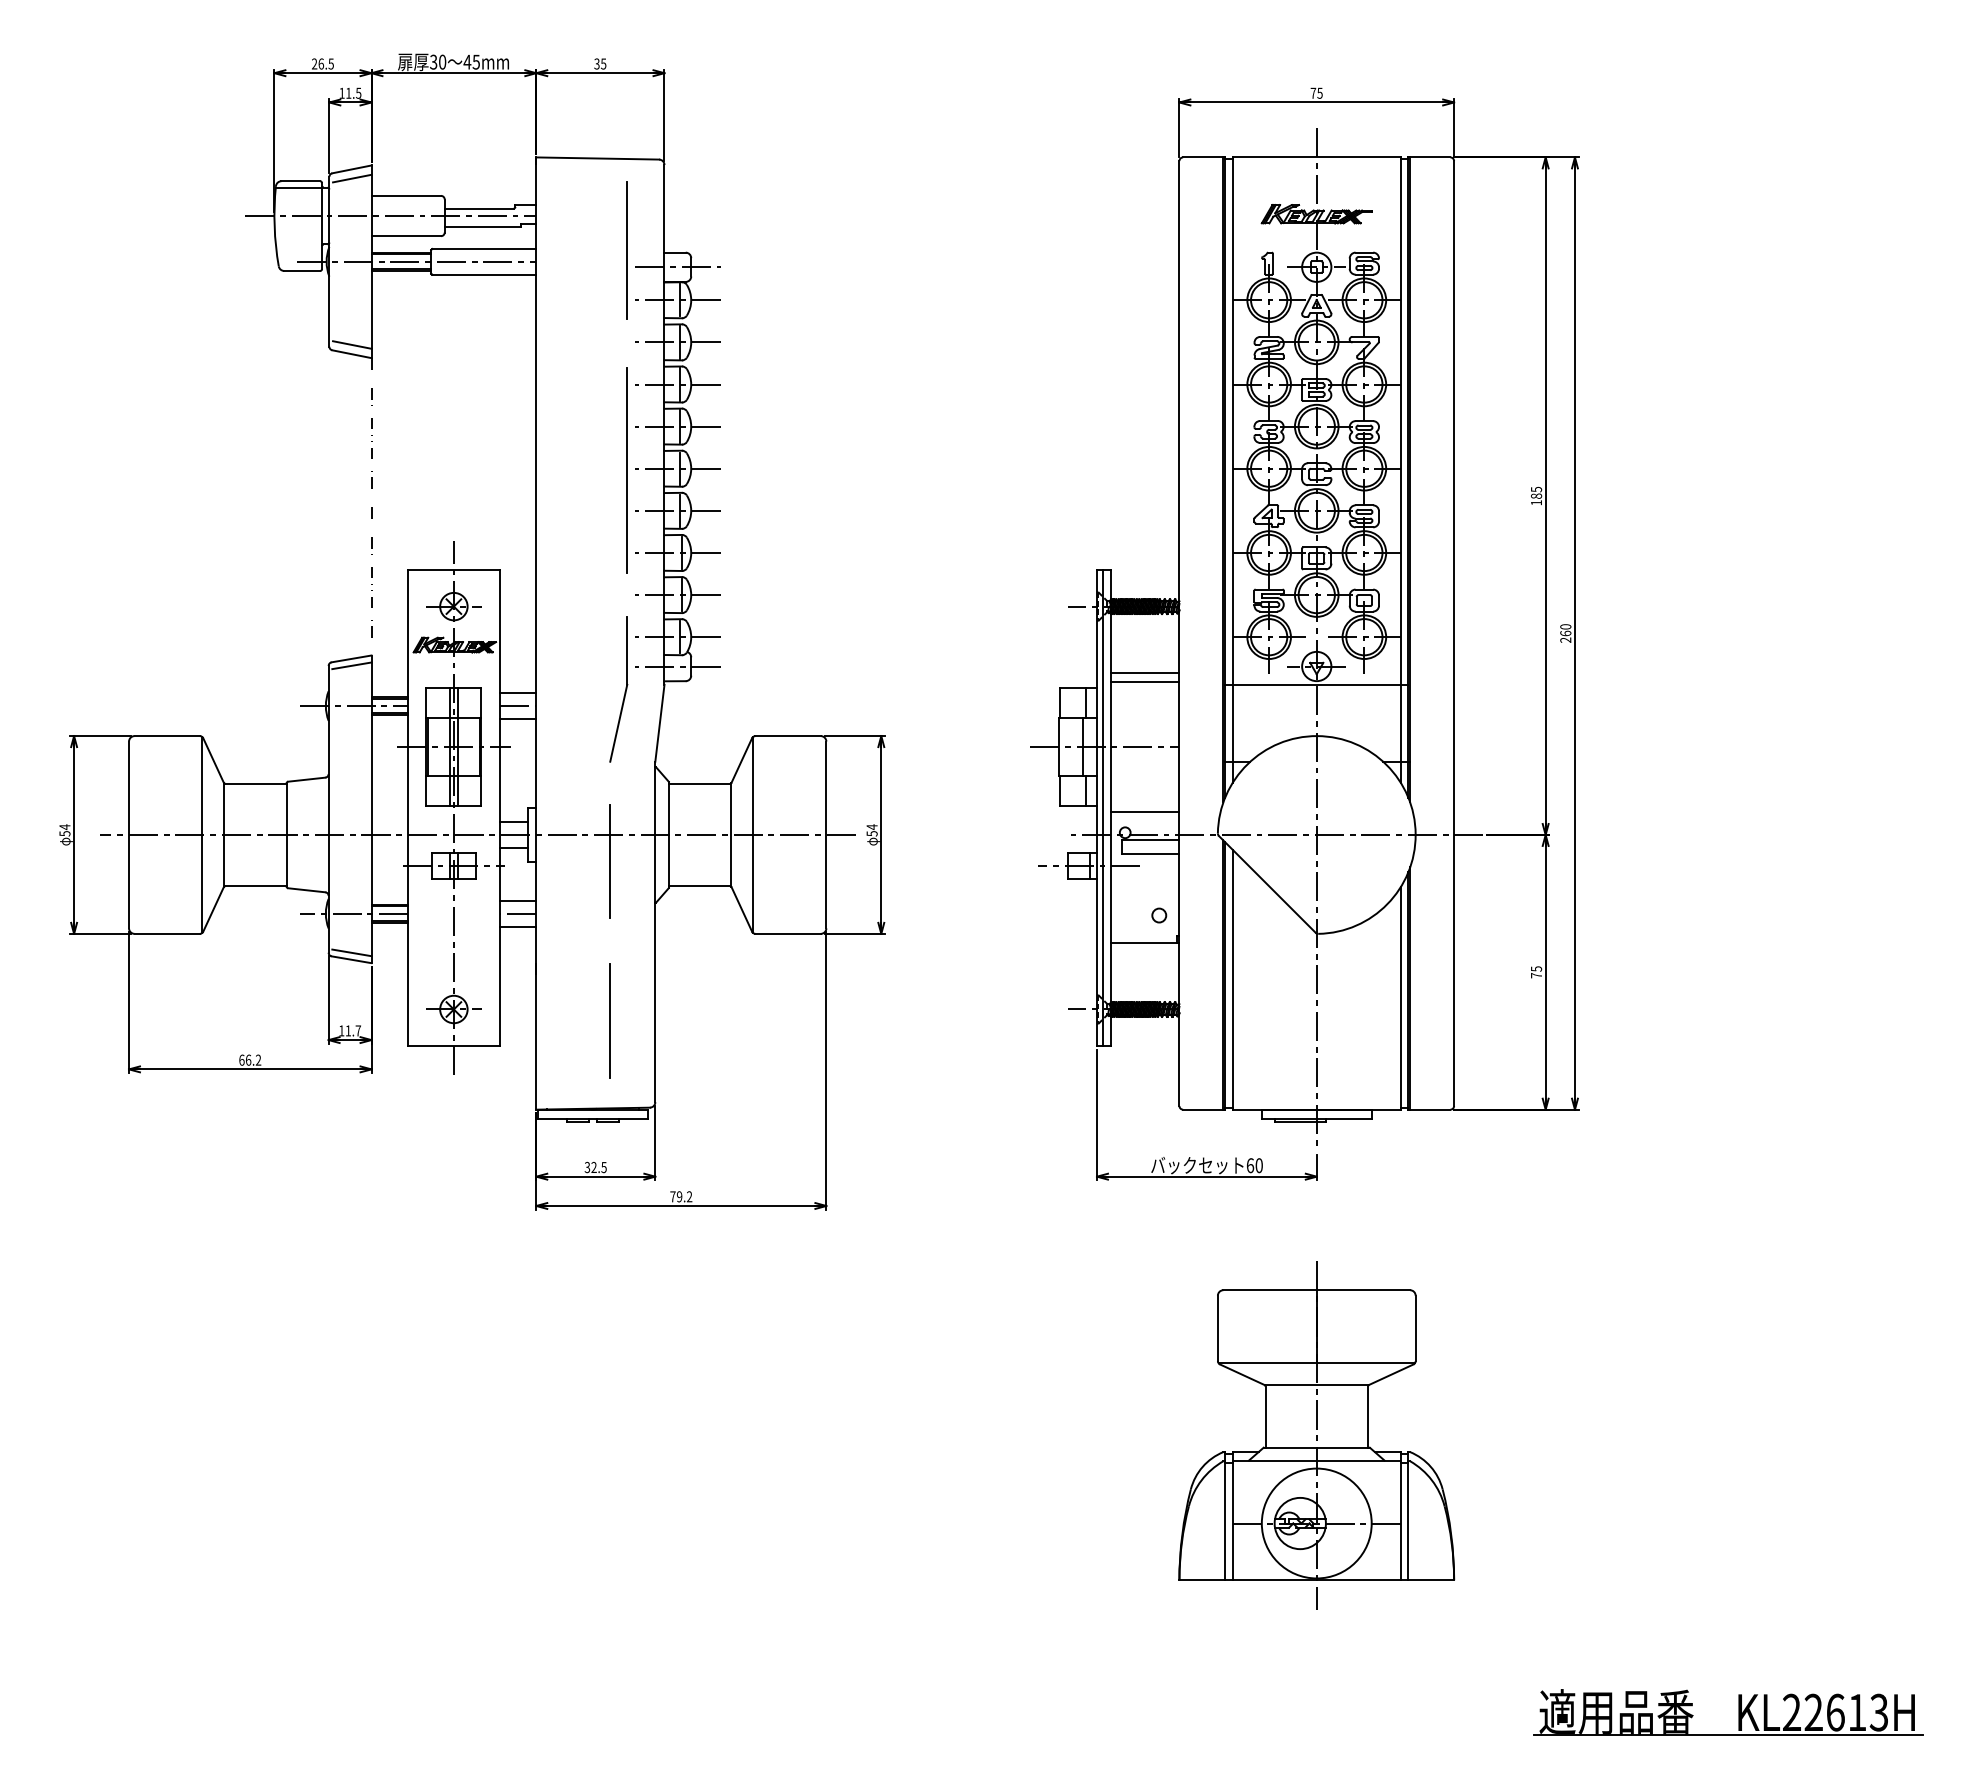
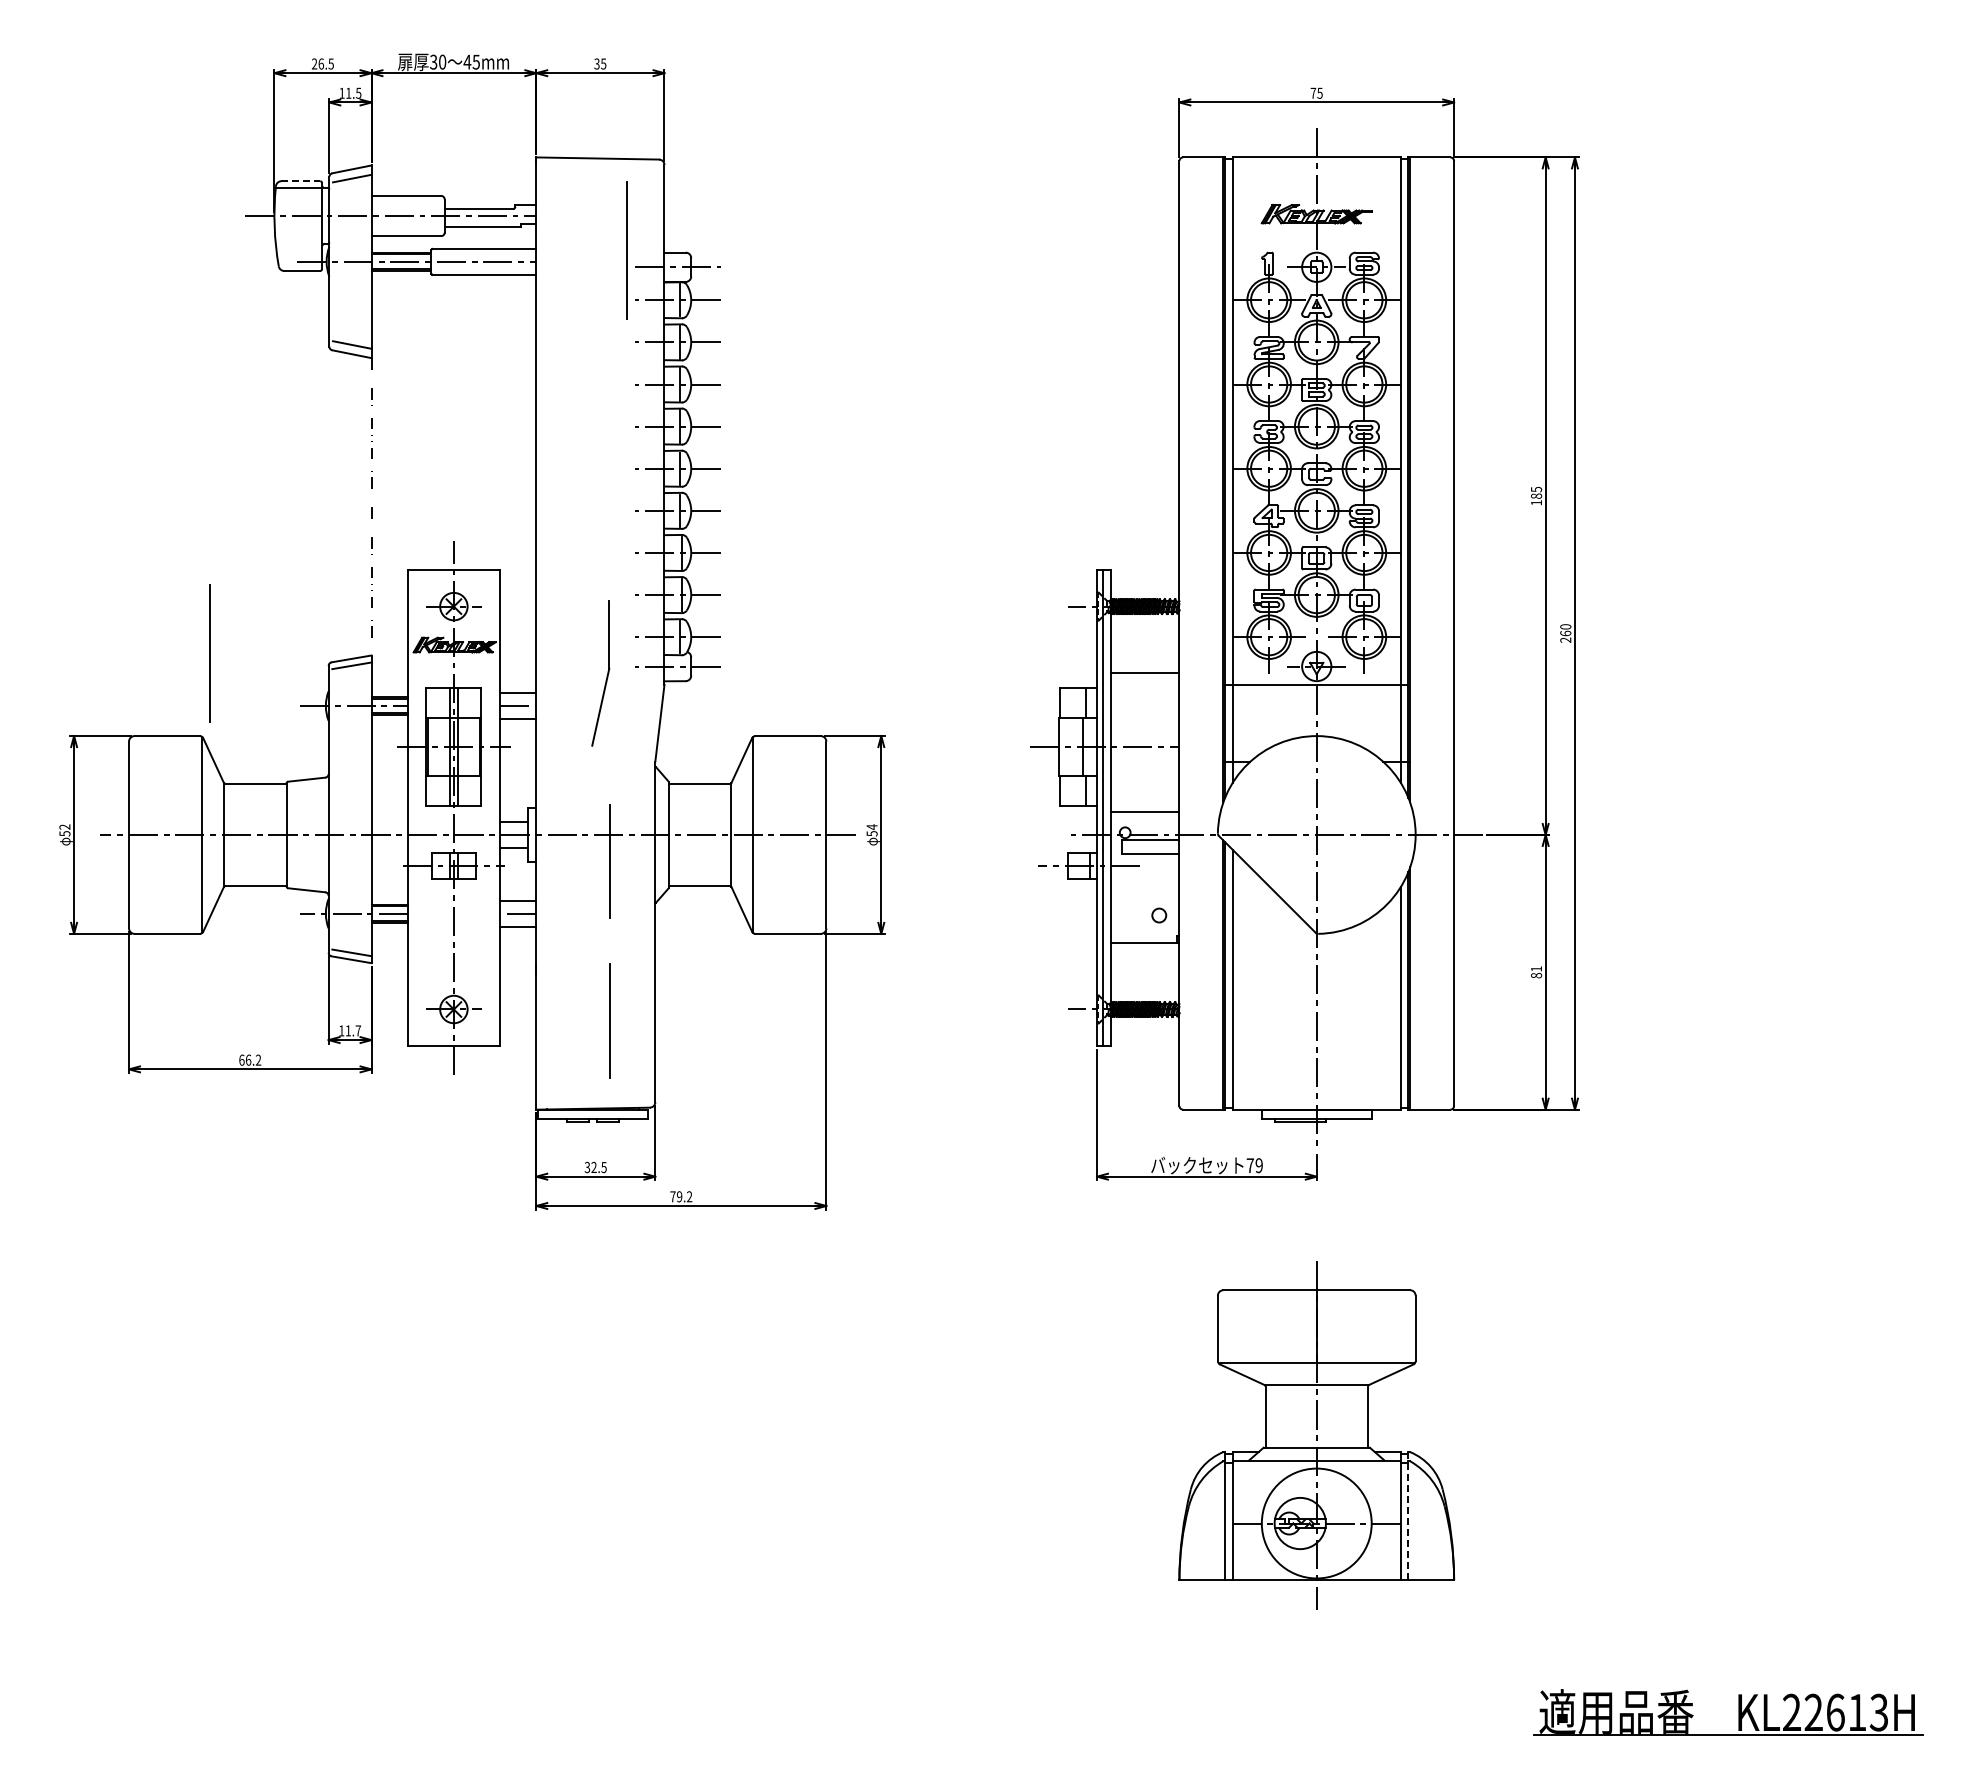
line: solid -> dashed (301, 181)
line: present -> none (627, 470)
line: none -> present (209, 653)
line: present -> none (1144, 681)
part position: (624, 691) -> (606, 675) (606, 675)
text: 54 -> 52 (64, 827)
text: 75 -> 81 (1536, 972)
text: 60 -> 79 (1254, 1165)
line: solid -> dashed (1408, 1515)
